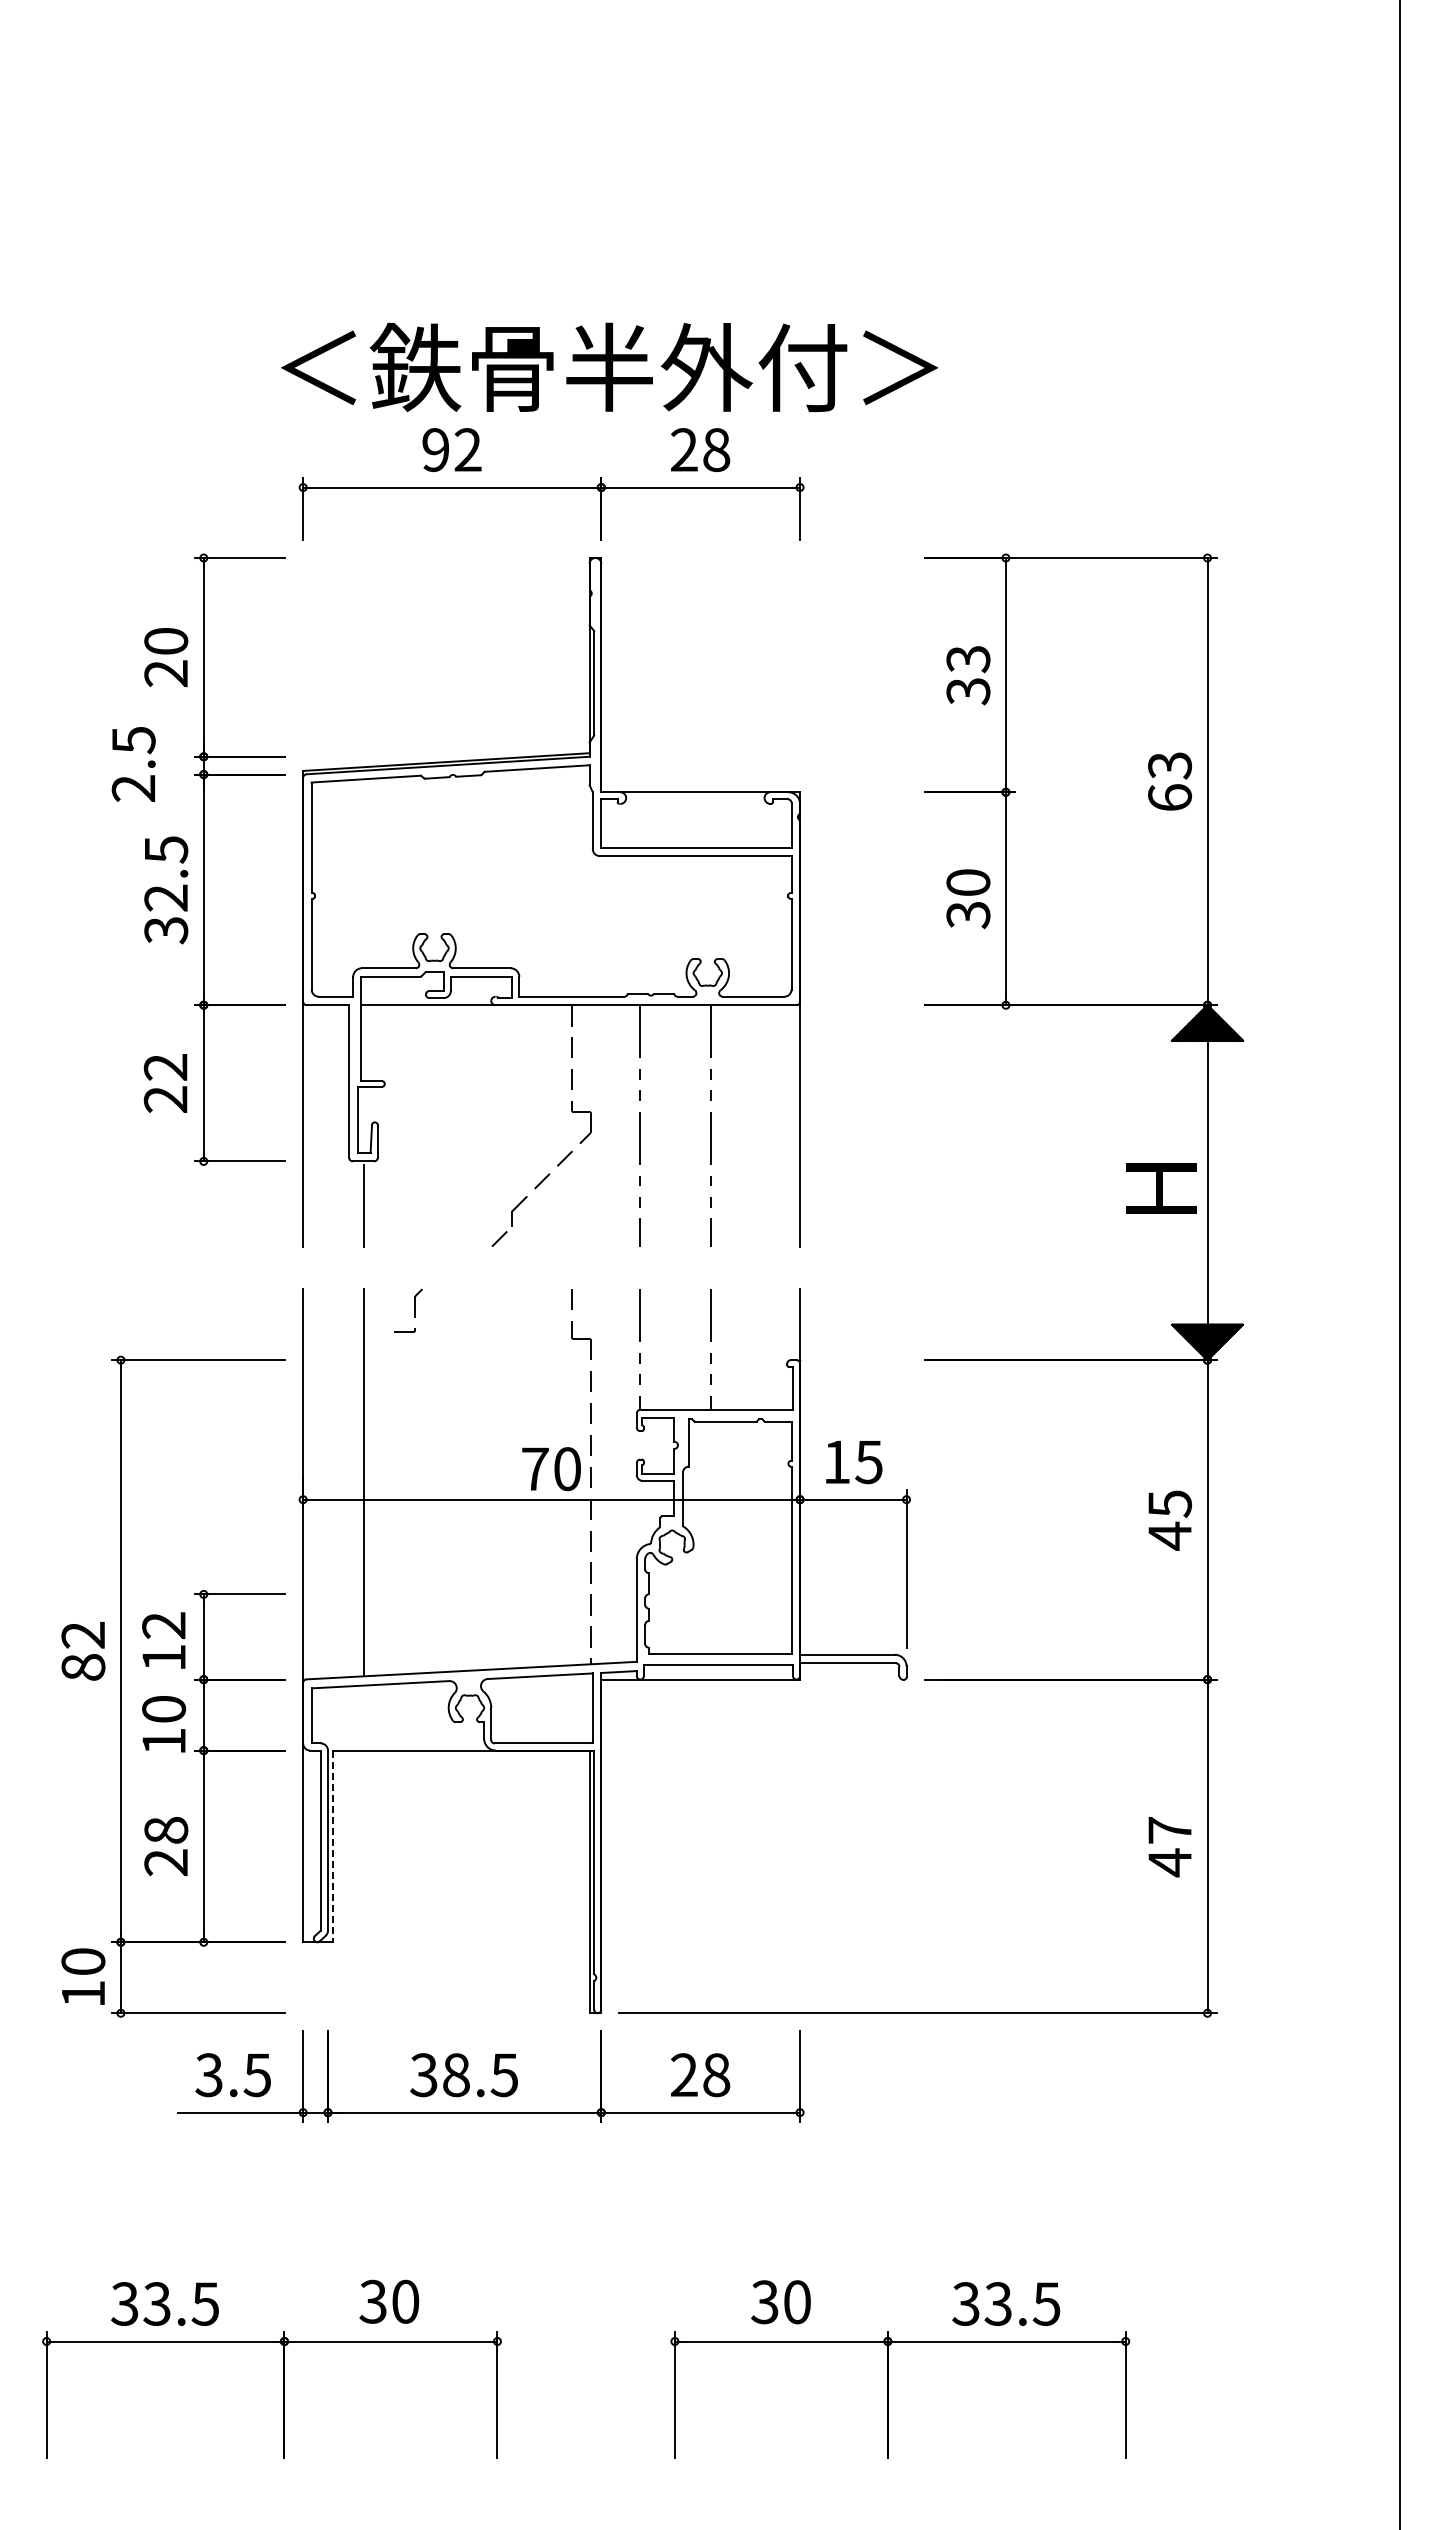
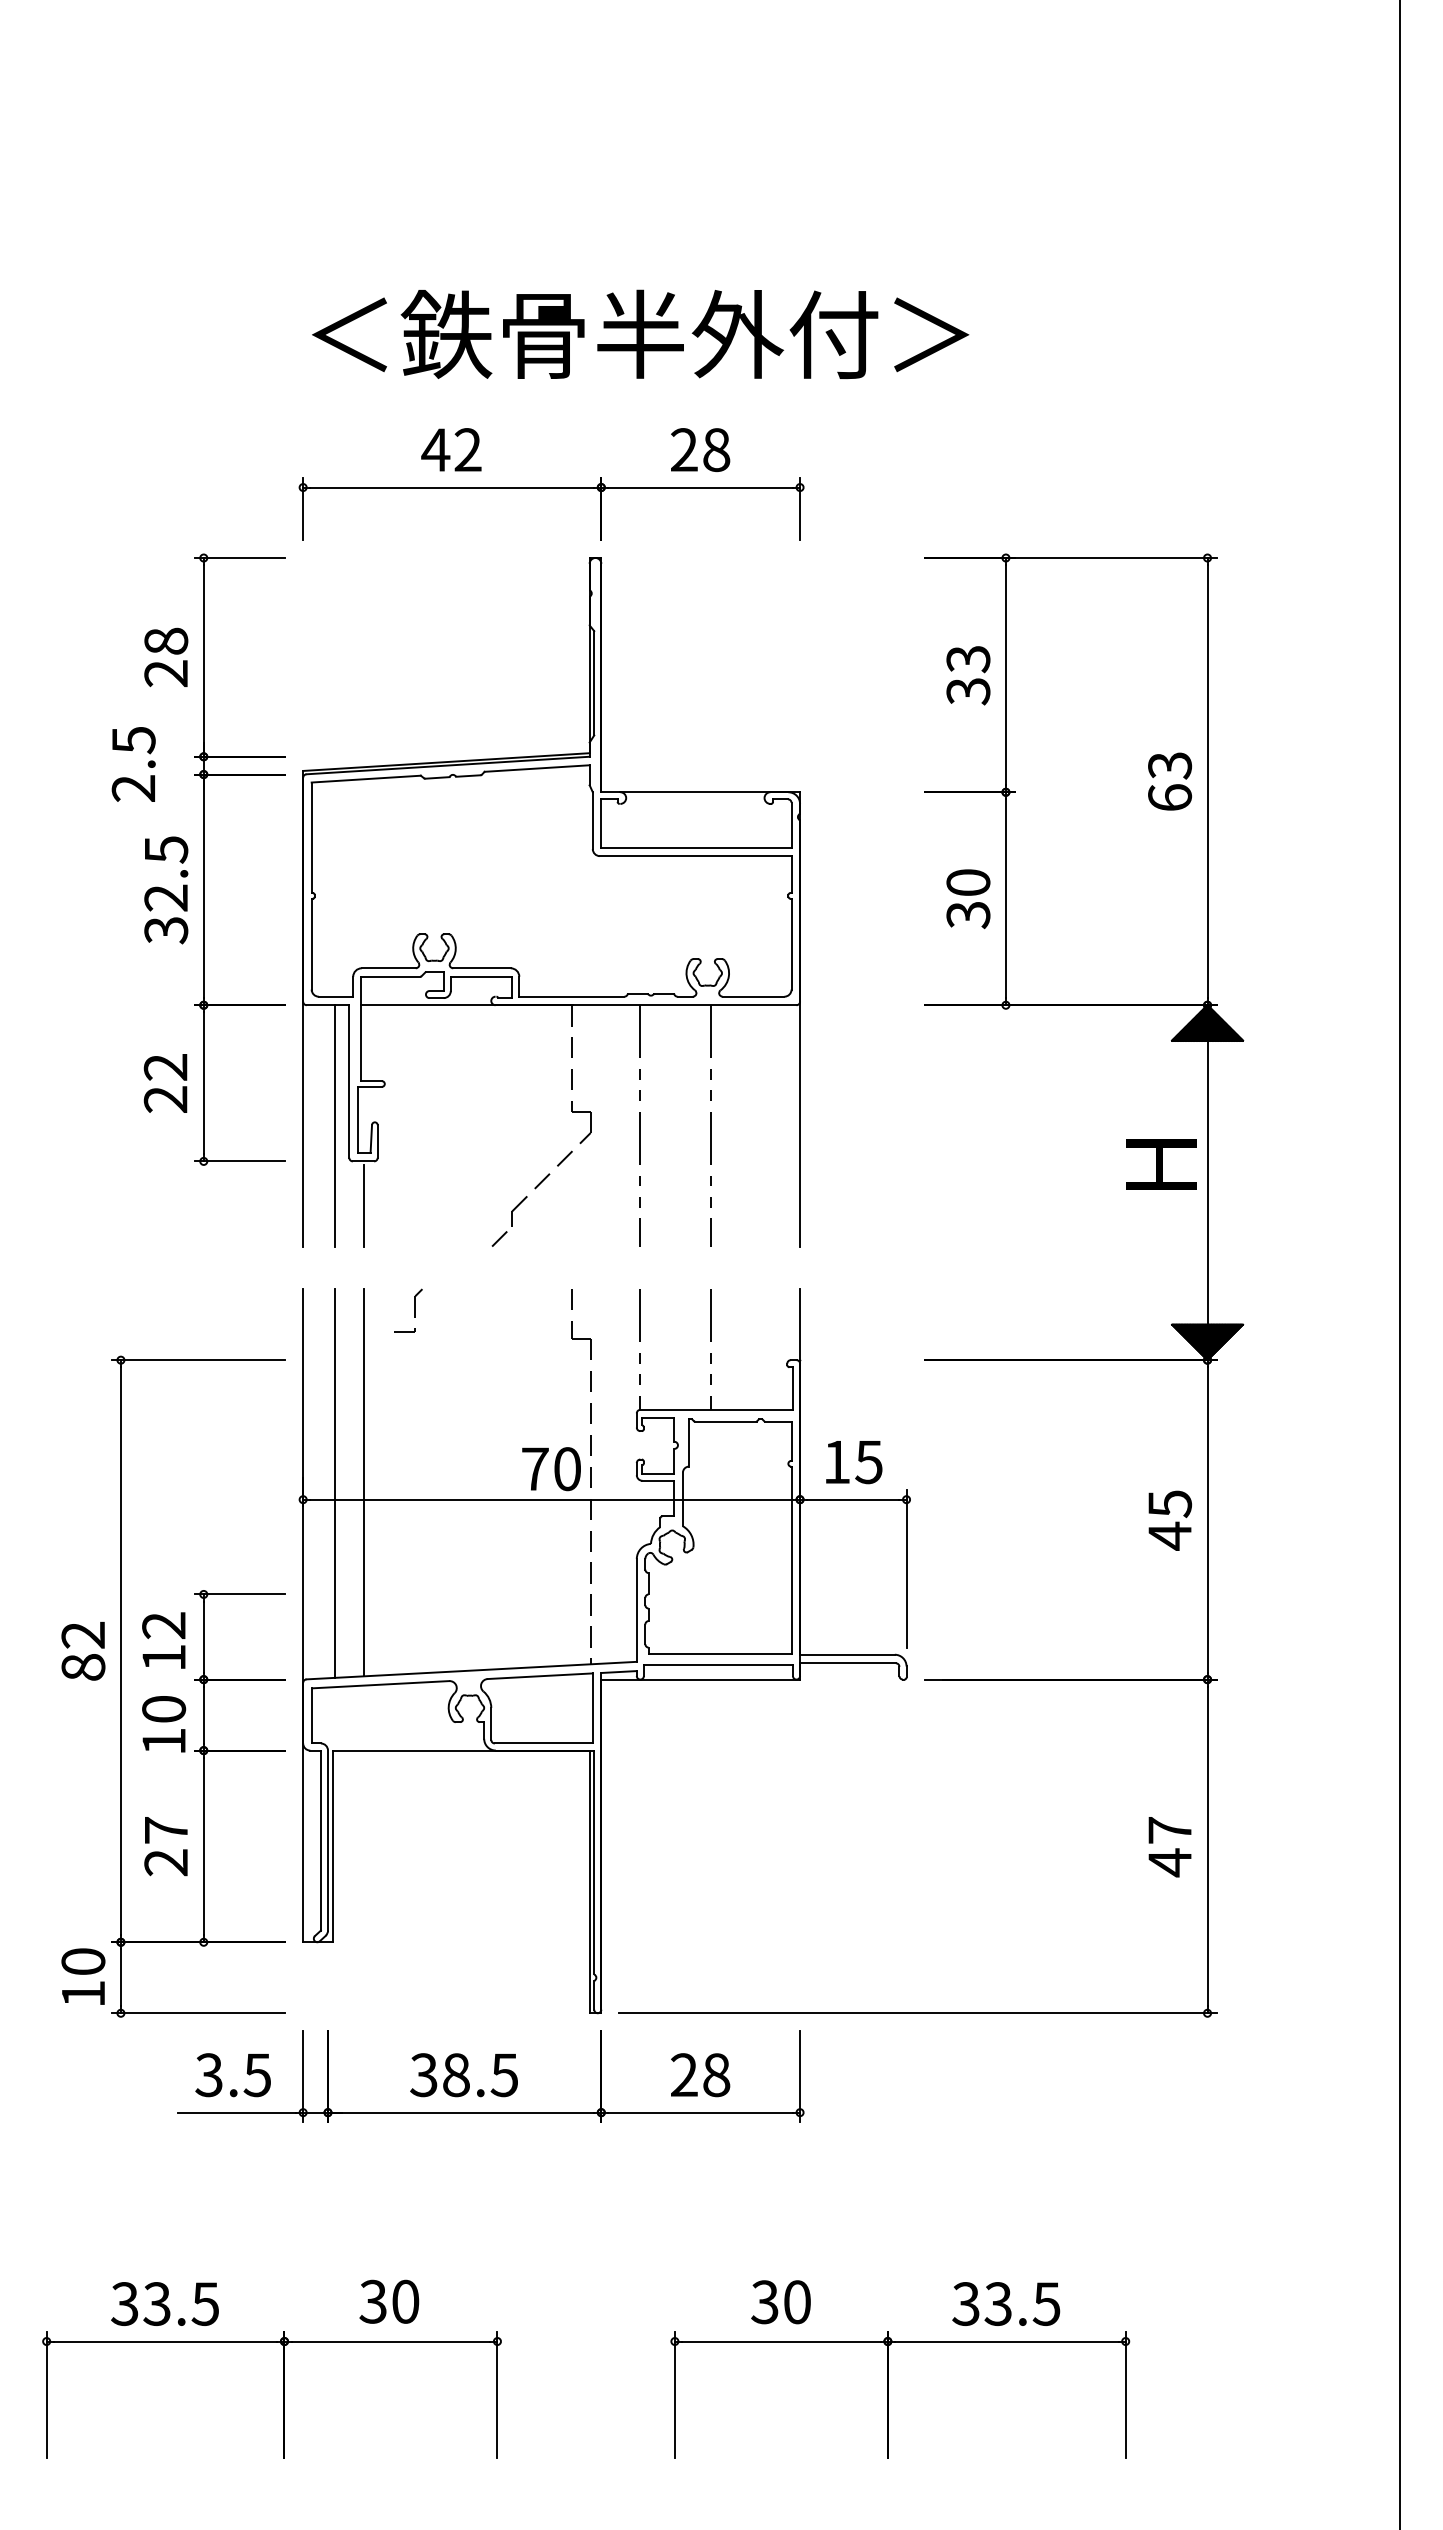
text position: (609, 367) -> (640, 334) (640, 334)
text: 92 -> 42 (435, 450)
text: 20 -> 28 (166, 640)
line: none -> present (335, 1125)
text position: (1161, 1188) -> (1161, 1164) (1161, 1164)
line: none -> present (335, 1483)
text: 28 -> 27 (166, 1829)
line: dashed -> solid (332, 1846)
